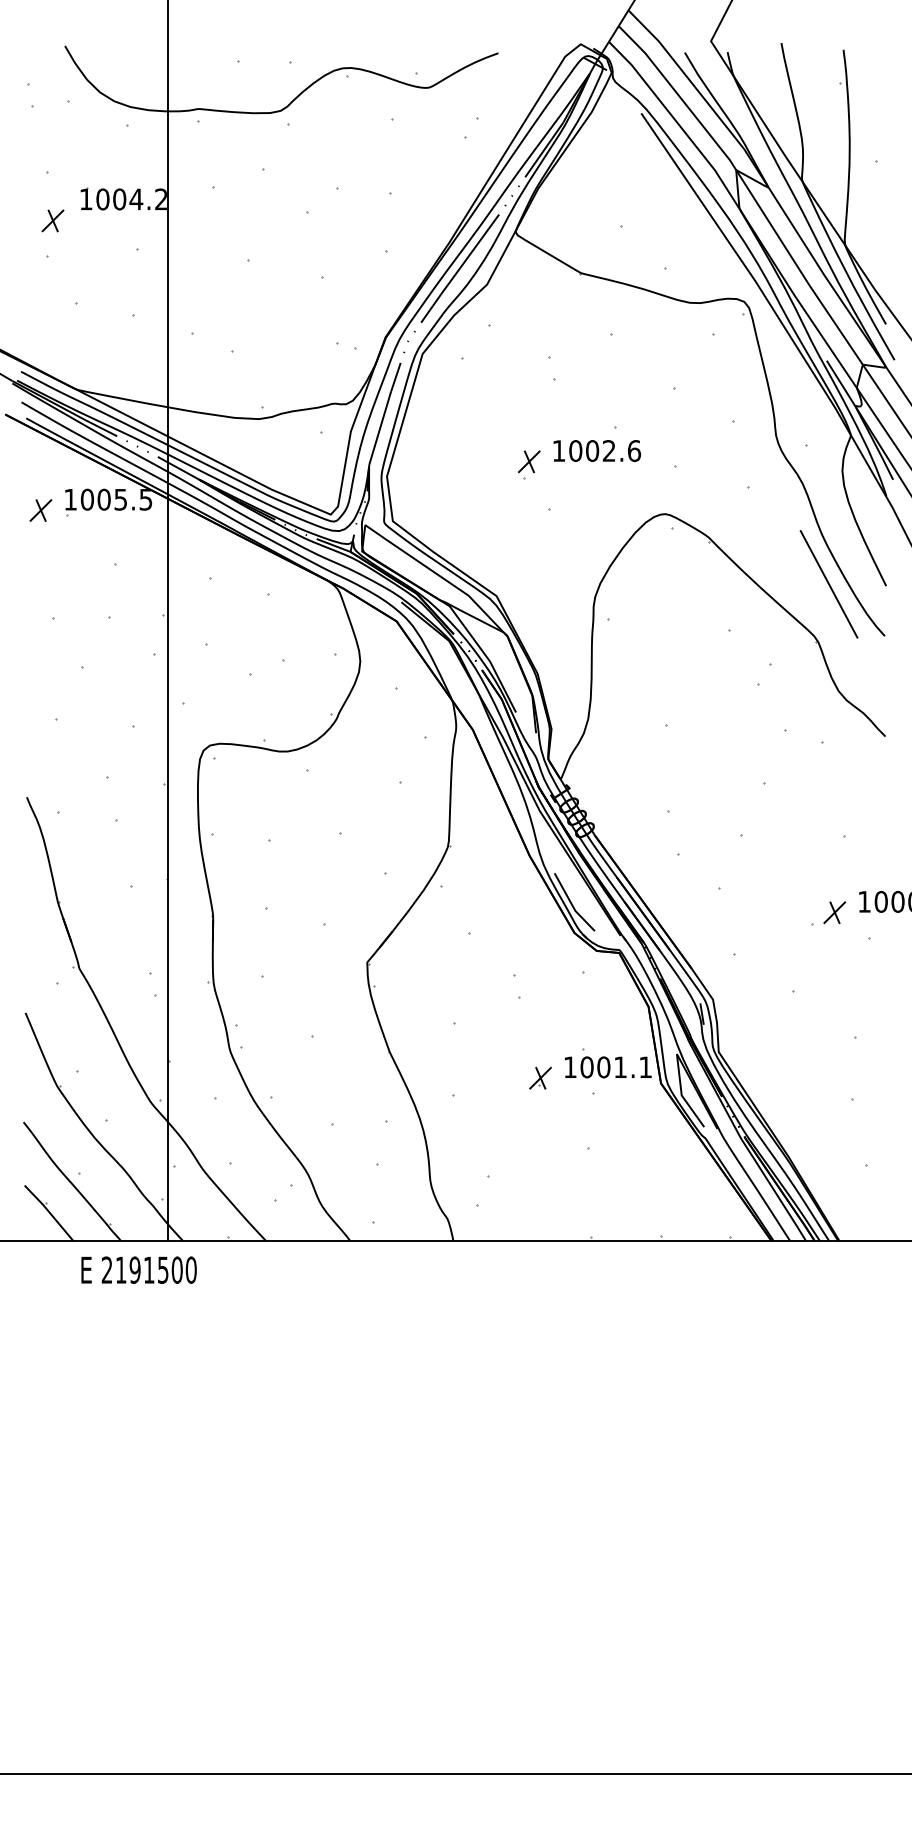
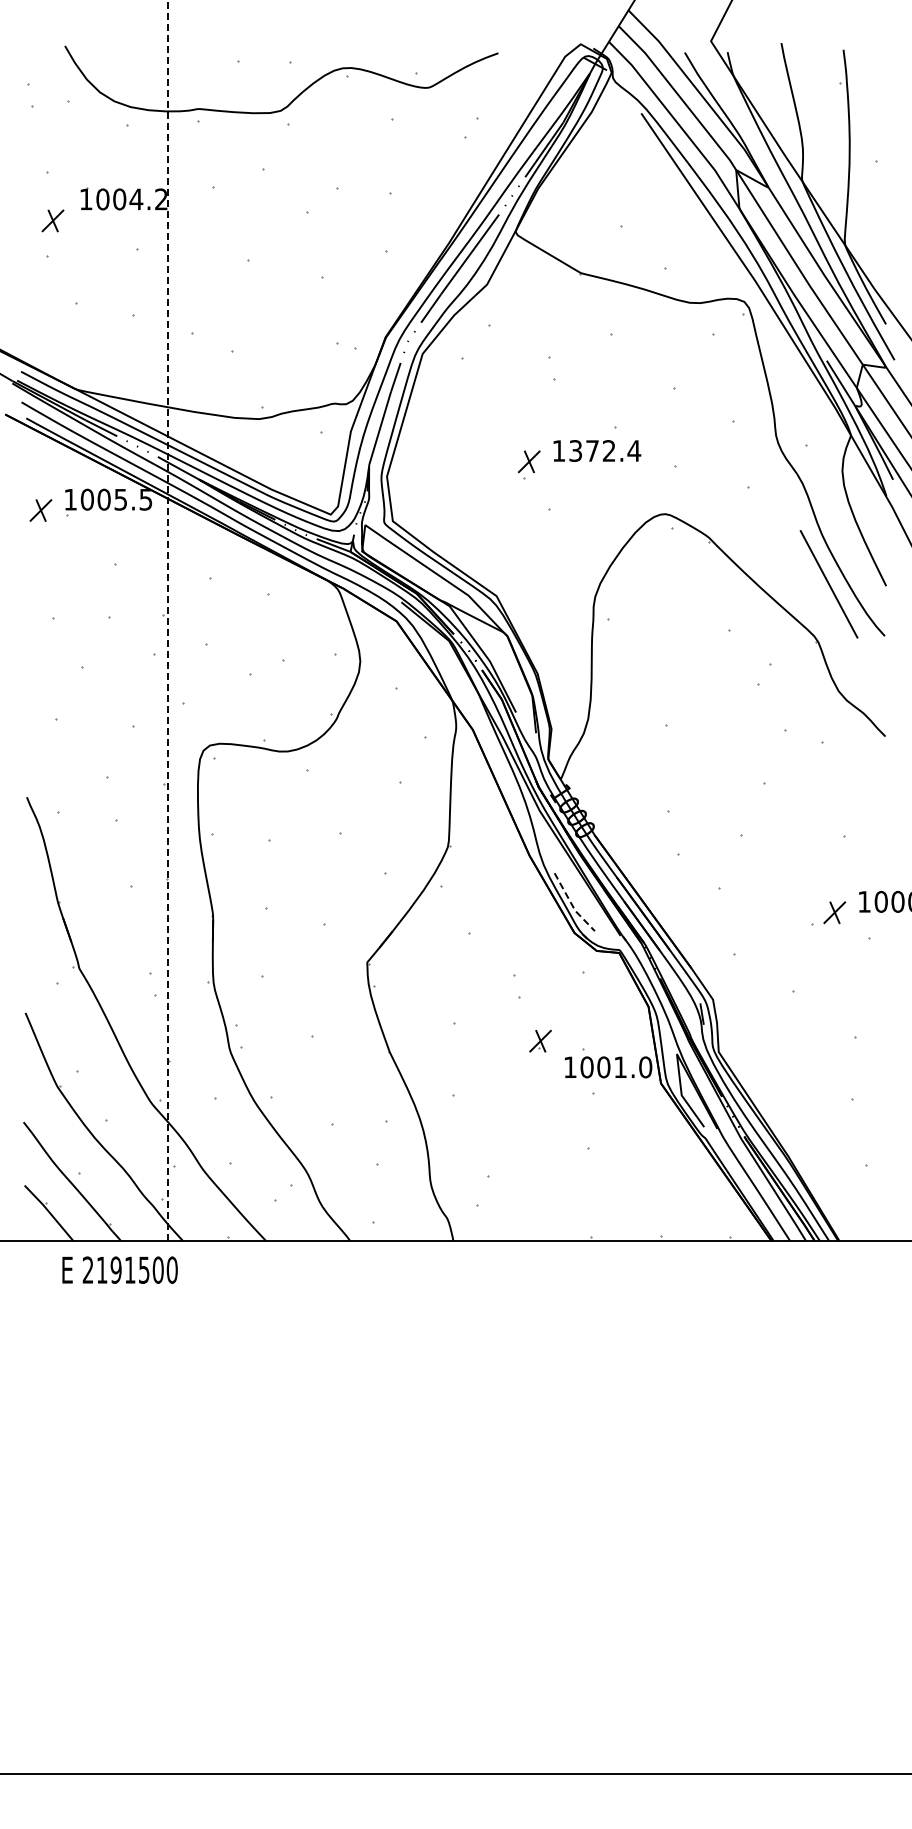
text: 1002.6 -> 1372.4 (605, 450)
line: solid -> dashed (168, 620)
line: solid -> dashed (572, 904)
text: 1001.1 -> 1001.0 (645, 1067)
part position: (540, 1077) -> (540, 1040) (540, 1040)
text position: (138, 1269) -> (119, 1269) (119, 1269)
